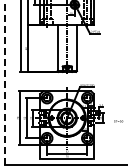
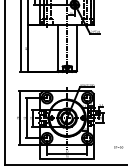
line: dashed -> solid (4, 81)
text position: (118, 121) -> (118, 147) (118, 147)
